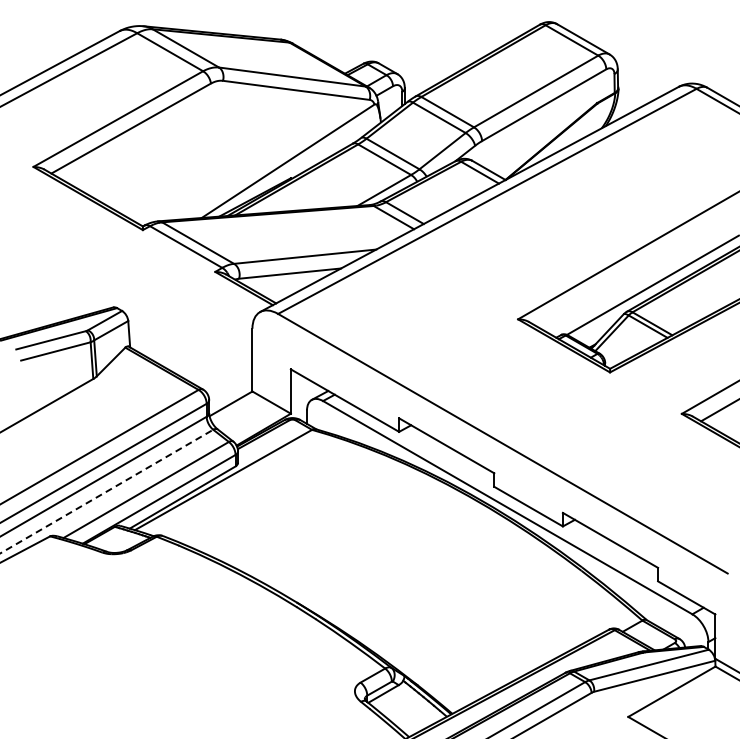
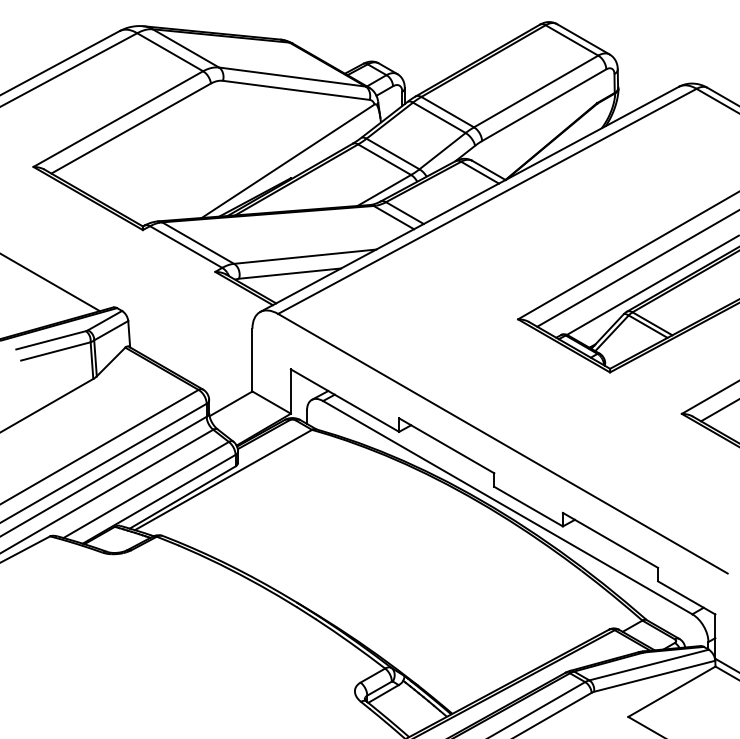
line: none -> present (636, 268)
line: none -> present (50, 282)
line: dashed -> solid (107, 491)
